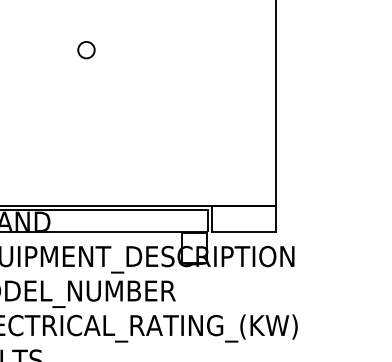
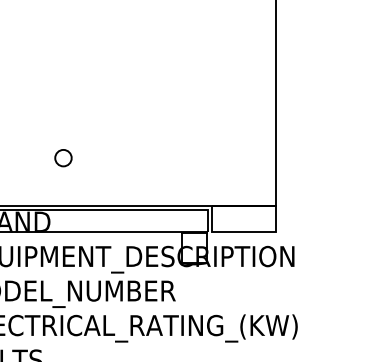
circle position: (86, 50) -> (63, 158) (63, 158)
